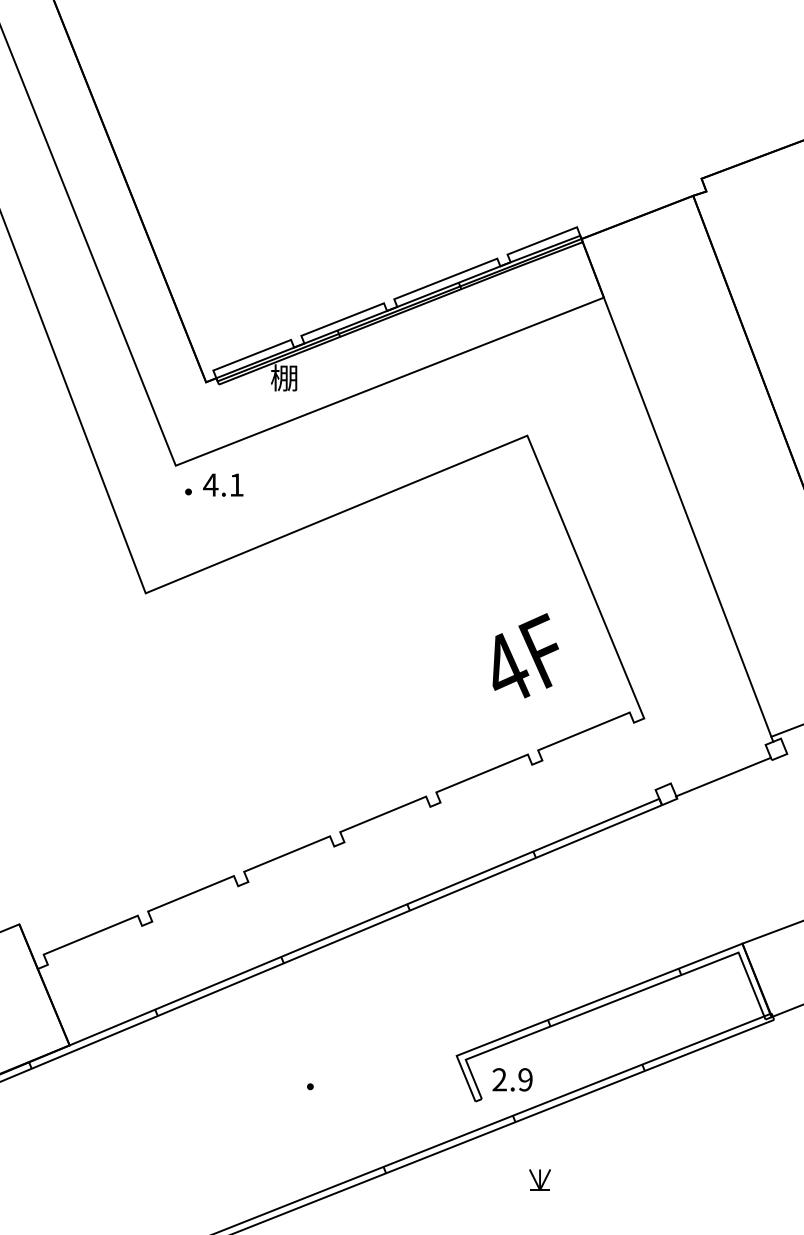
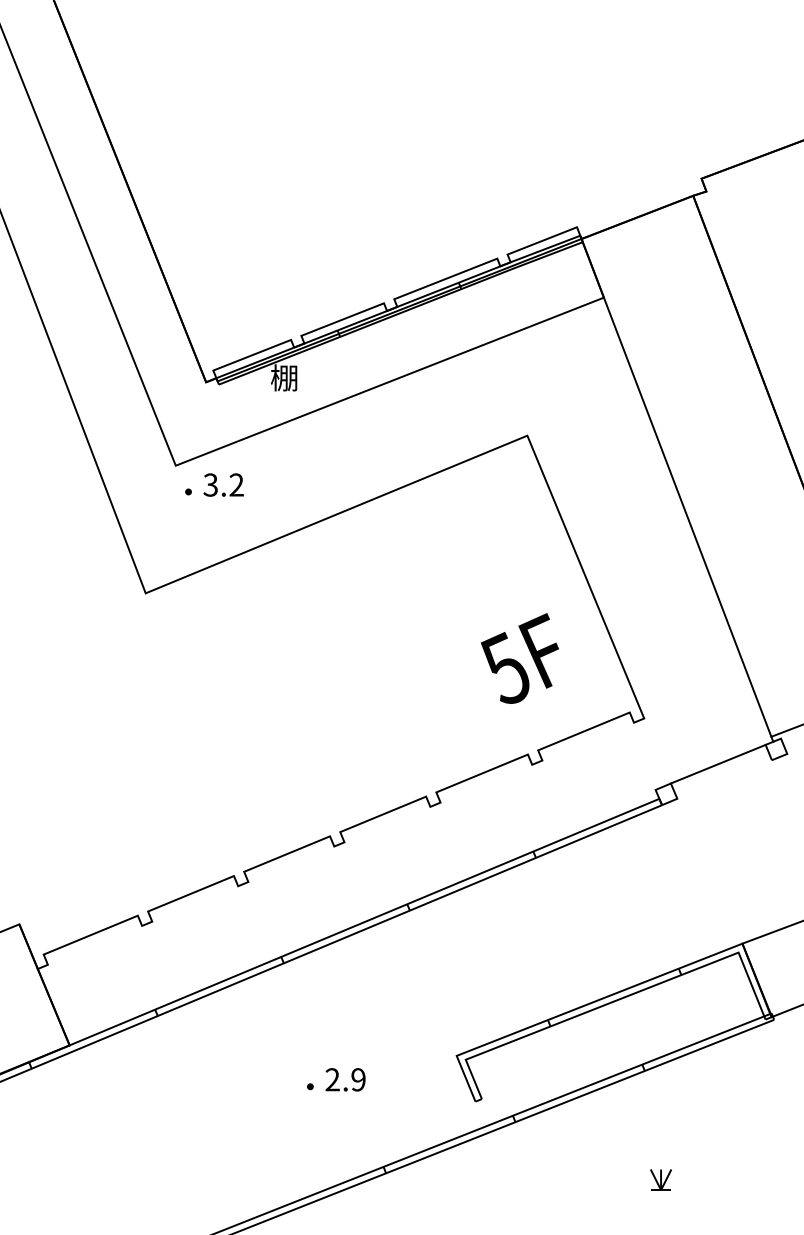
text: 4.1 -> 3.2 (223, 484)
text: 4F -> 5F (505, 667)
line position: (722, 776) -> (717, 763) (717, 763)
text position: (512, 1079) -> (345, 1079) (345, 1079)
part position: (539, 1179) -> (660, 1179) (660, 1179)
